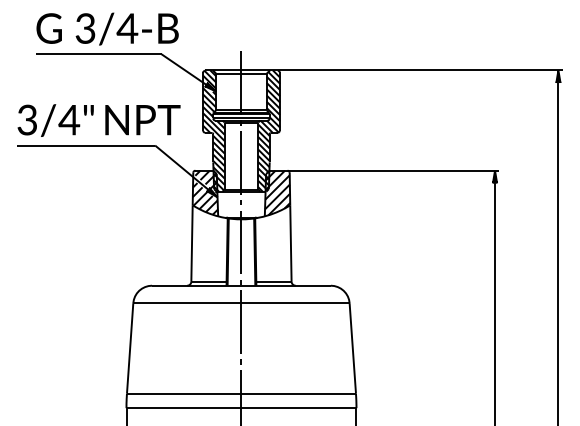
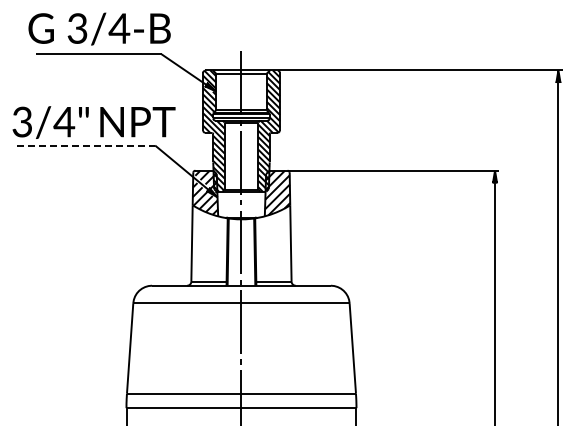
text position: (107, 28) -> (99, 28) (99, 28)
text position: (98, 120) -> (93, 122) (93, 122)
line: solid -> dashed (86, 145)
